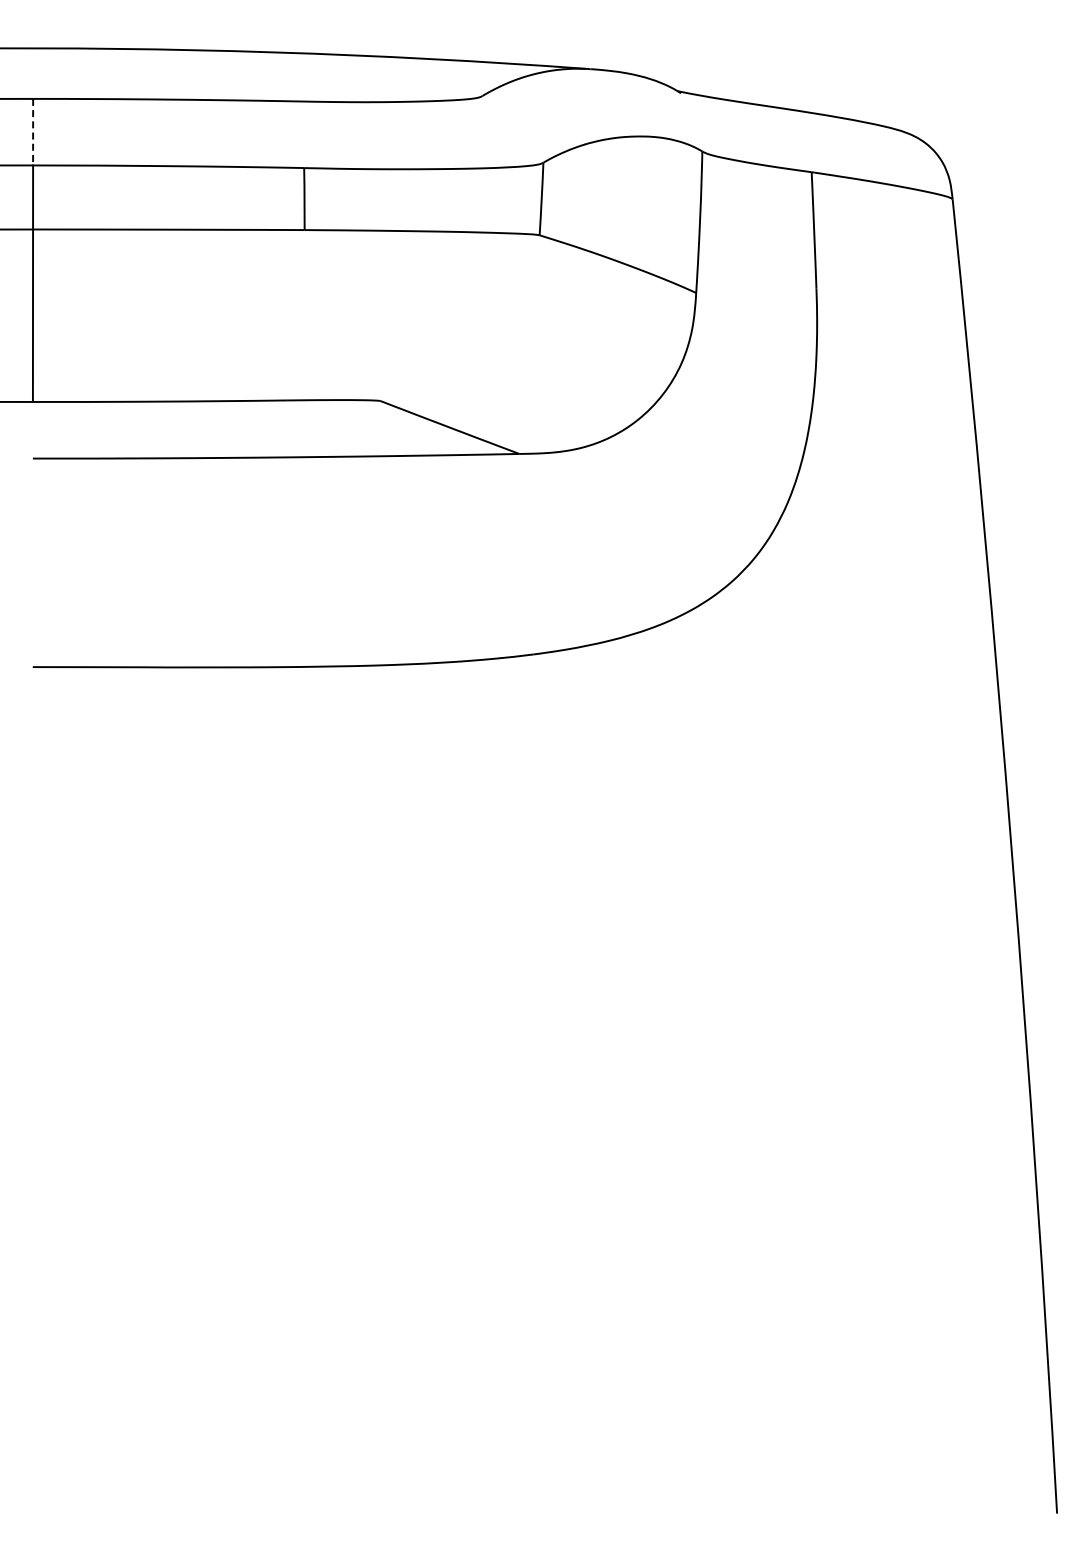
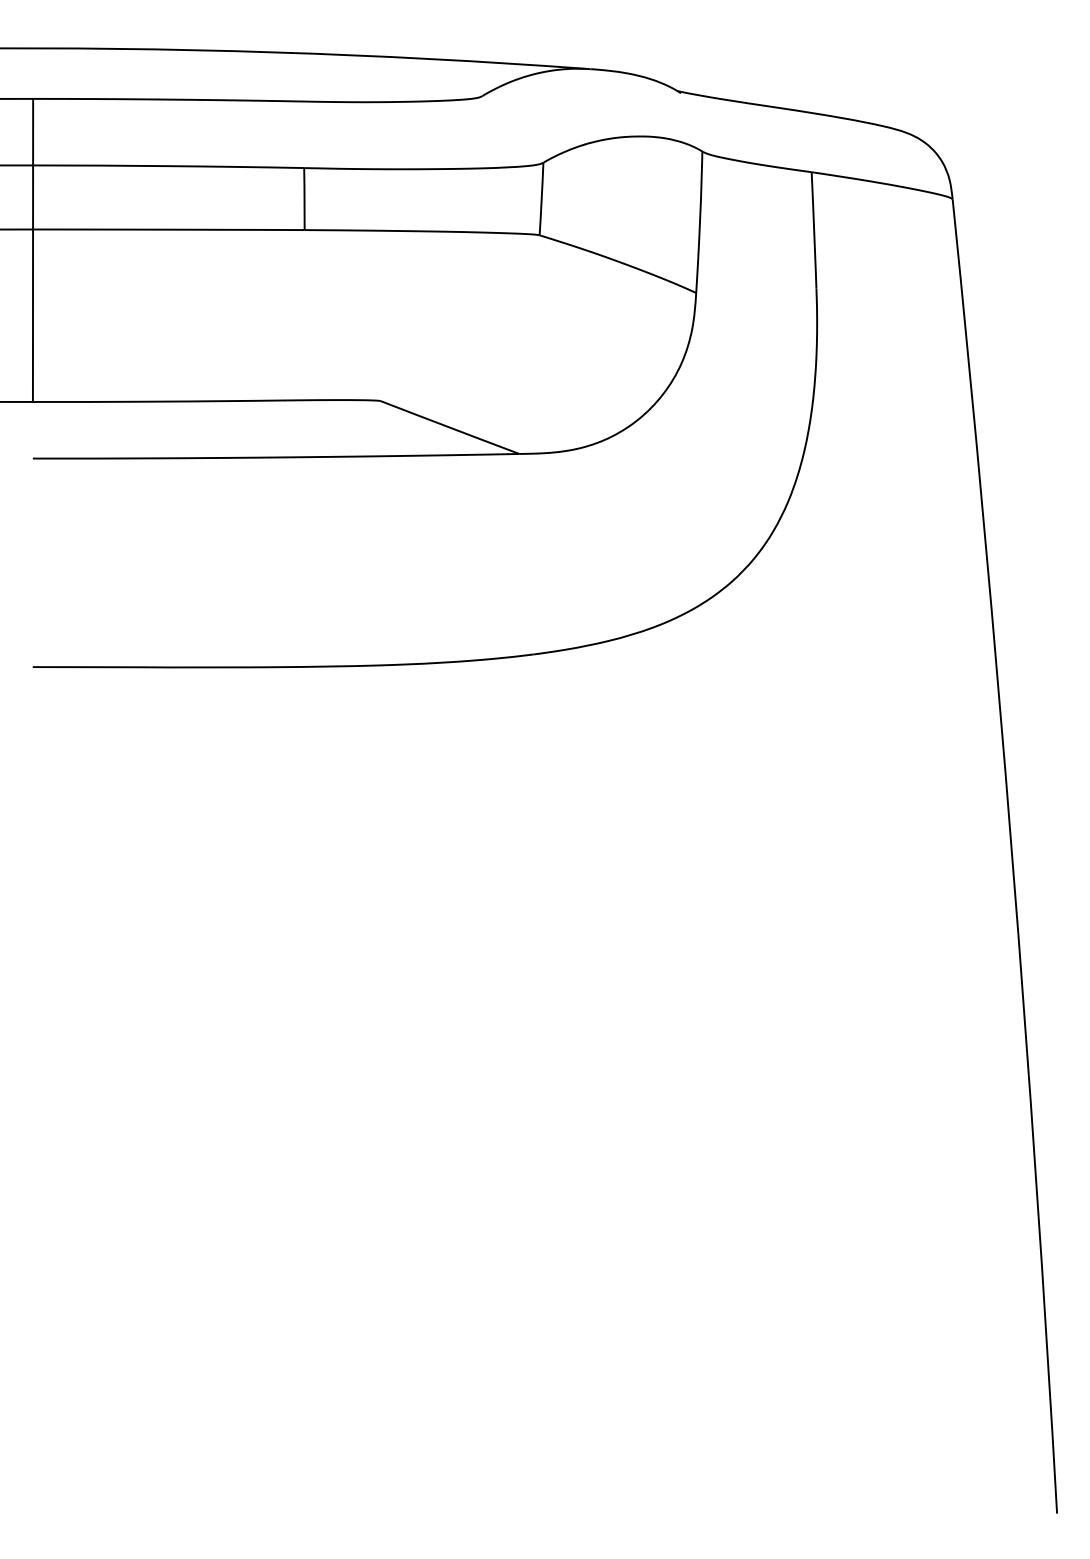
line: dashed -> solid (33, 132)
